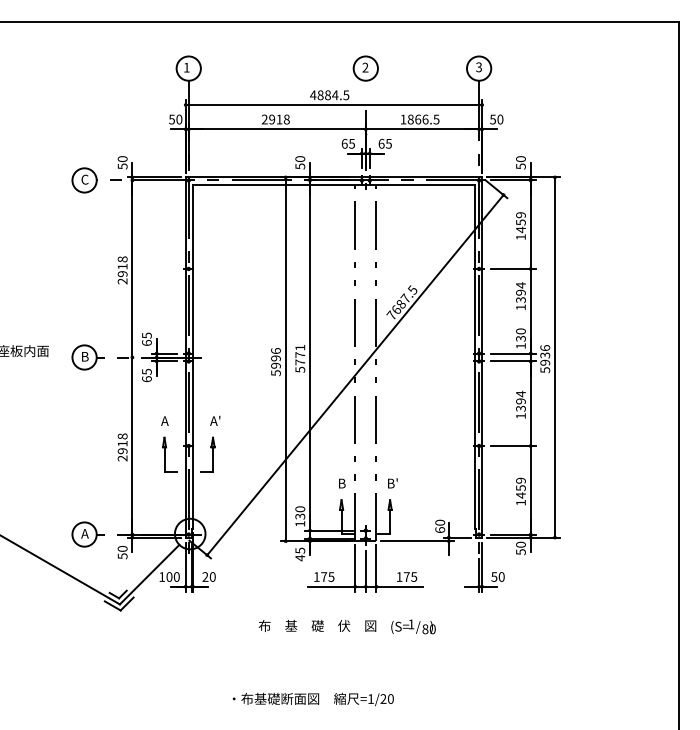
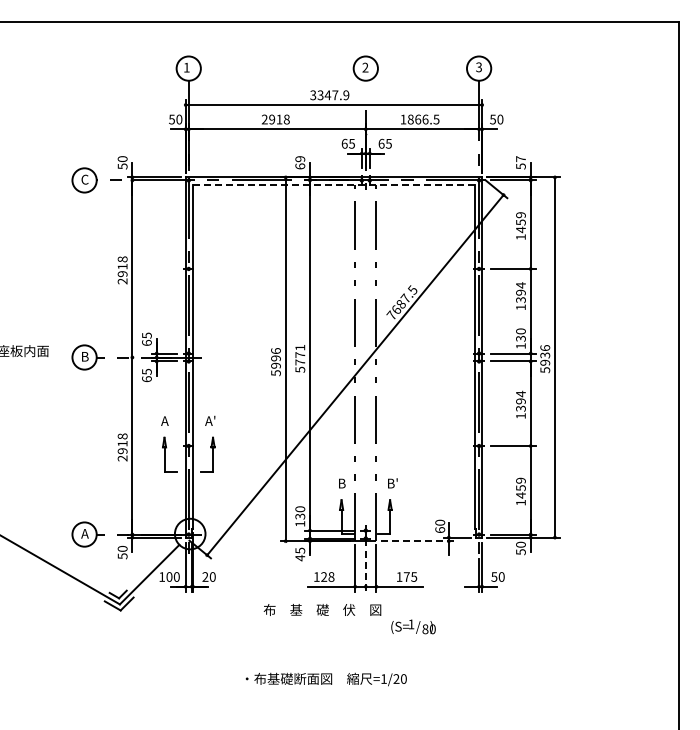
text: 4884.5 -> 3347.9 (329, 95)
text: 50 -> 57 (520, 159)
text: 50 -> 69 (300, 162)
line: solid -> dashed (333, 184)
text position: (215, 420) -> (210, 420) (210, 420)
line: solid -> dashed (417, 541)
line: solid -> dashed (365, 571)
text: 175 -> 128 (327, 576)
text position: (317, 625) -> (322, 609) (322, 609)
text position: (312, 699) -> (325, 679) (325, 679)
